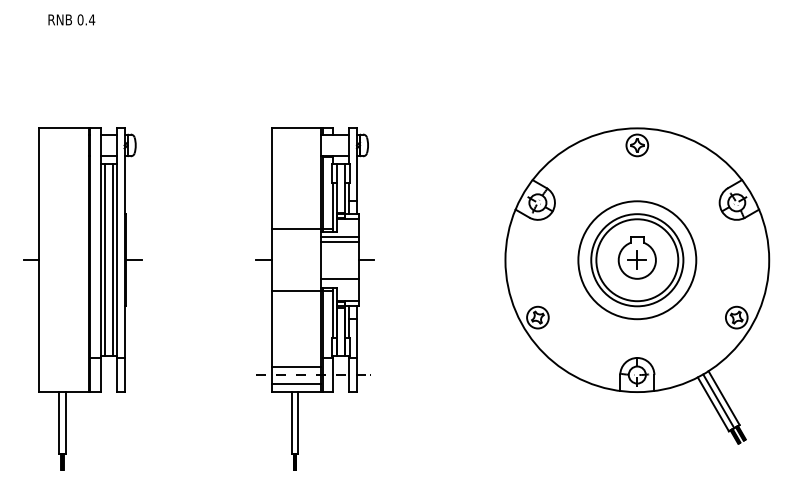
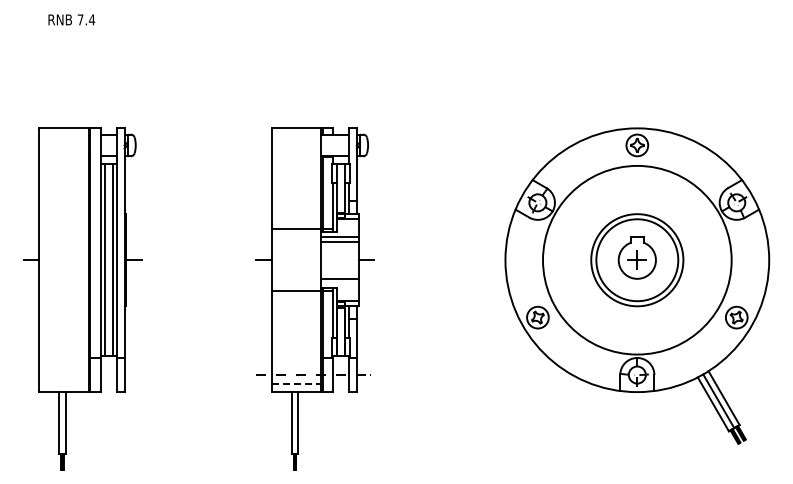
text: 0.4 -> 7.4 (80, 19)
circle diameter: 118 px -> 189 px (637, 259)
line: present -> none (296, 366)
line: solid -> dashed (296, 383)
